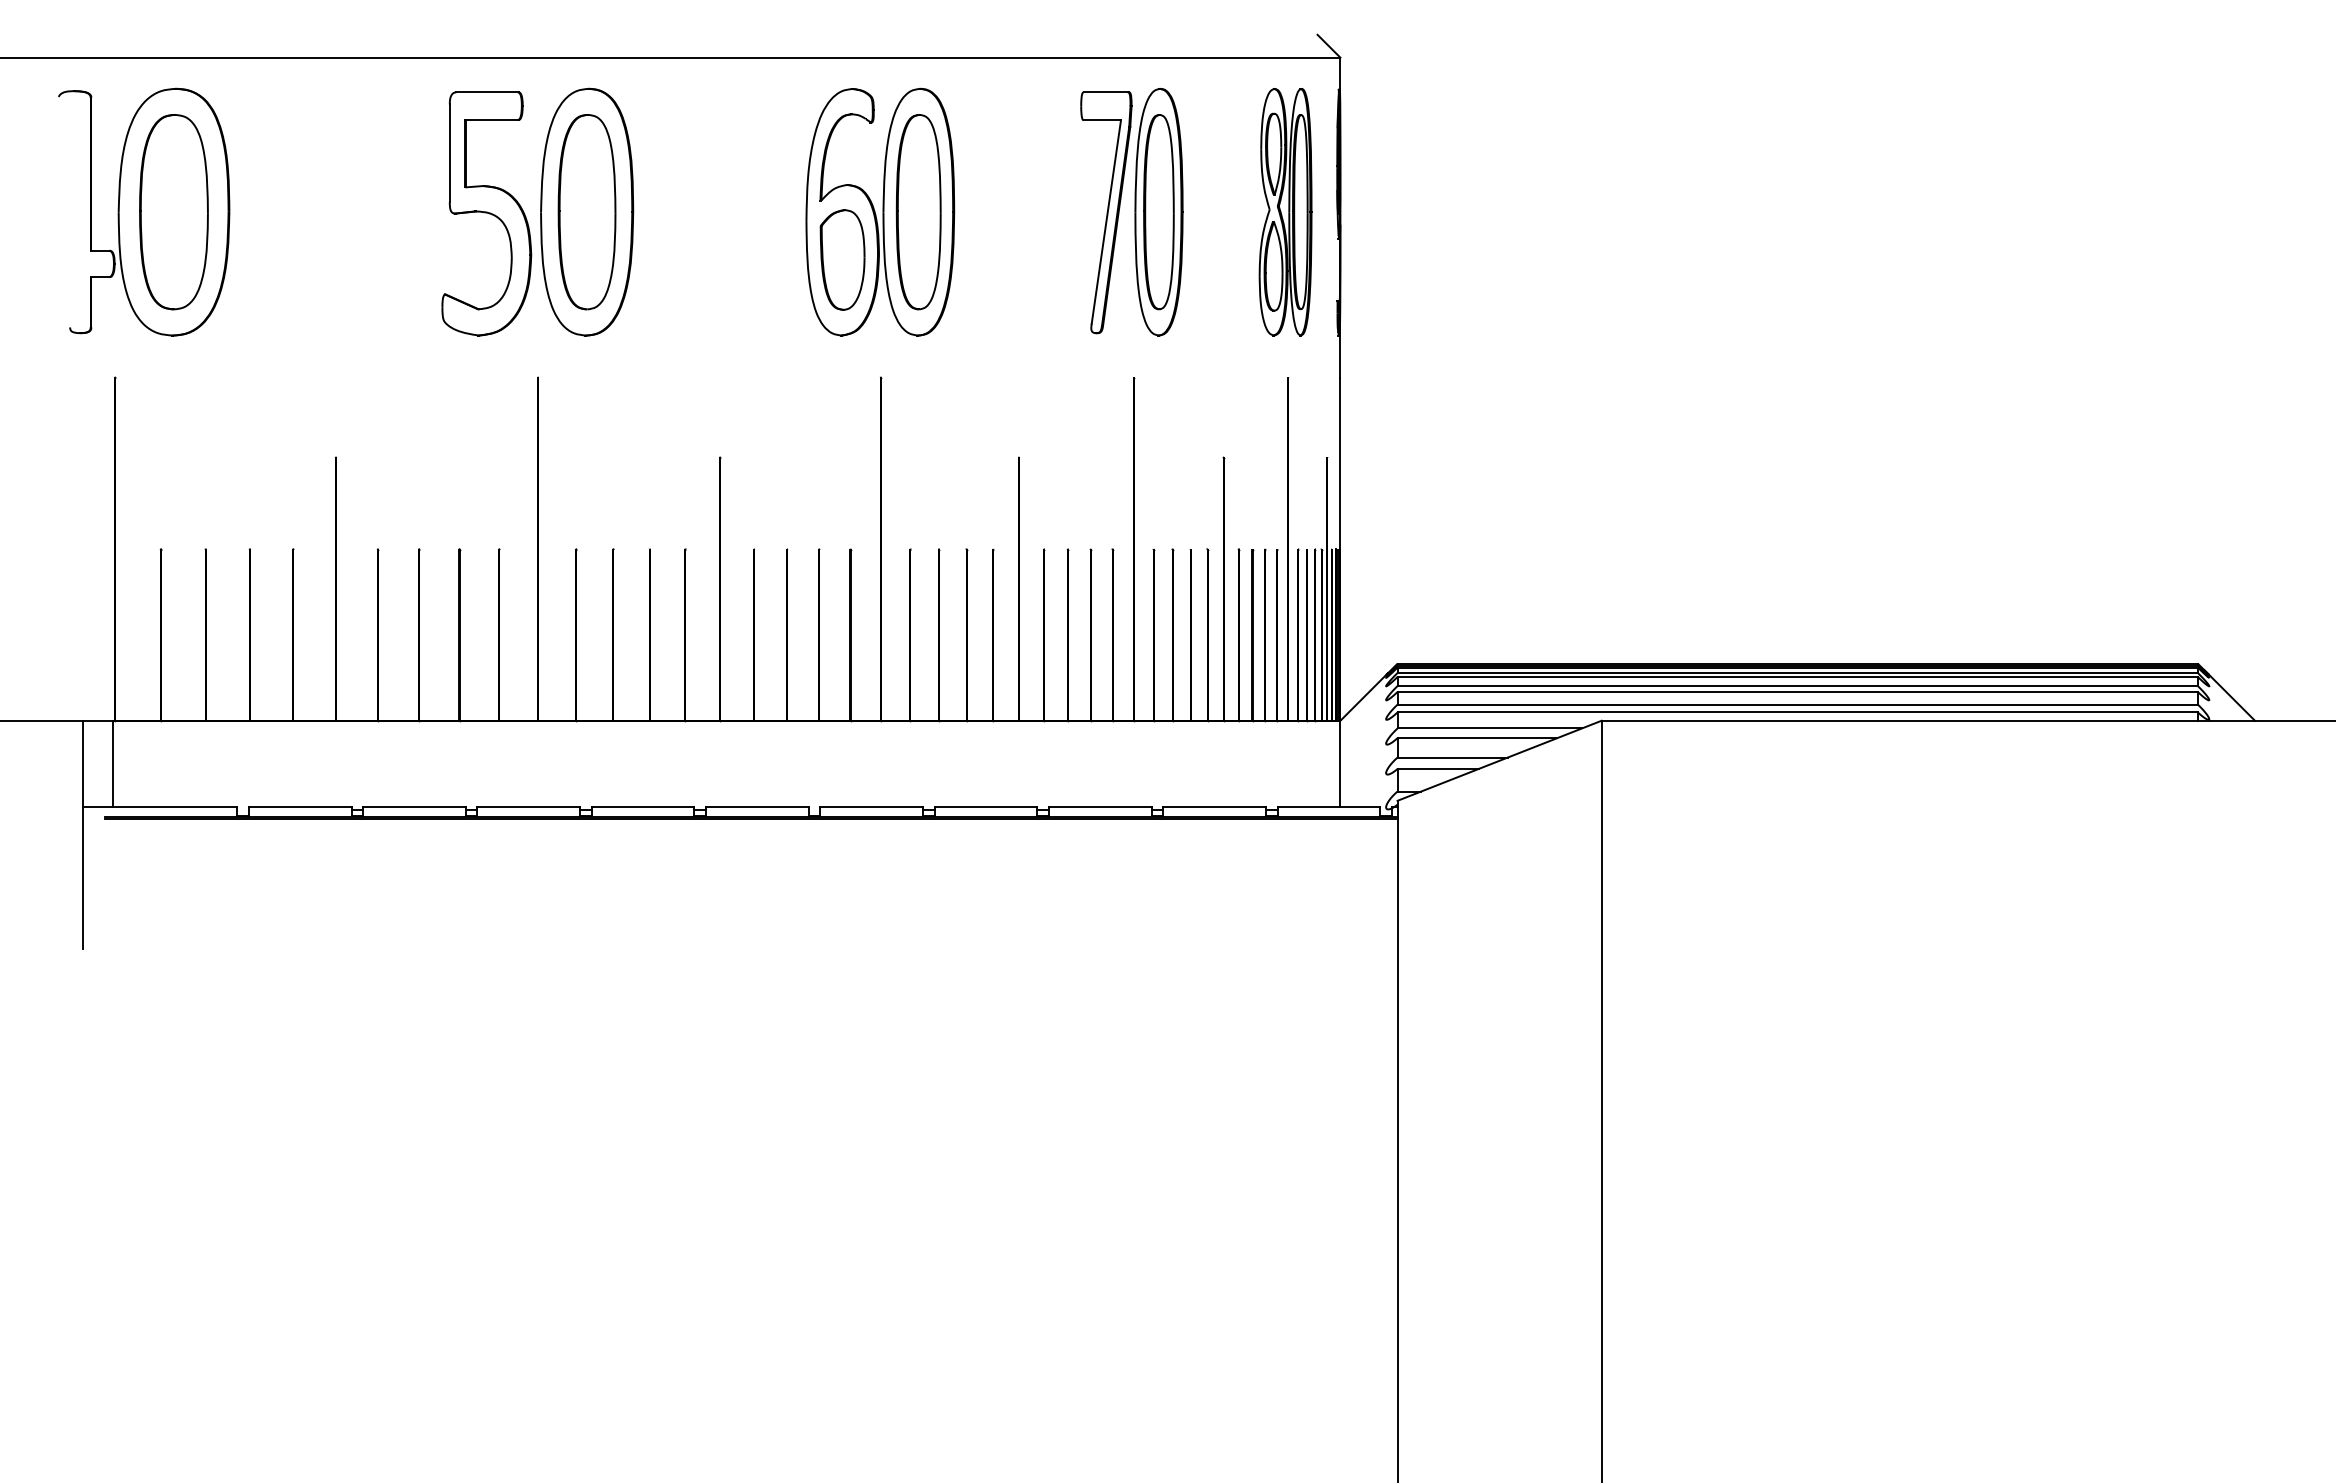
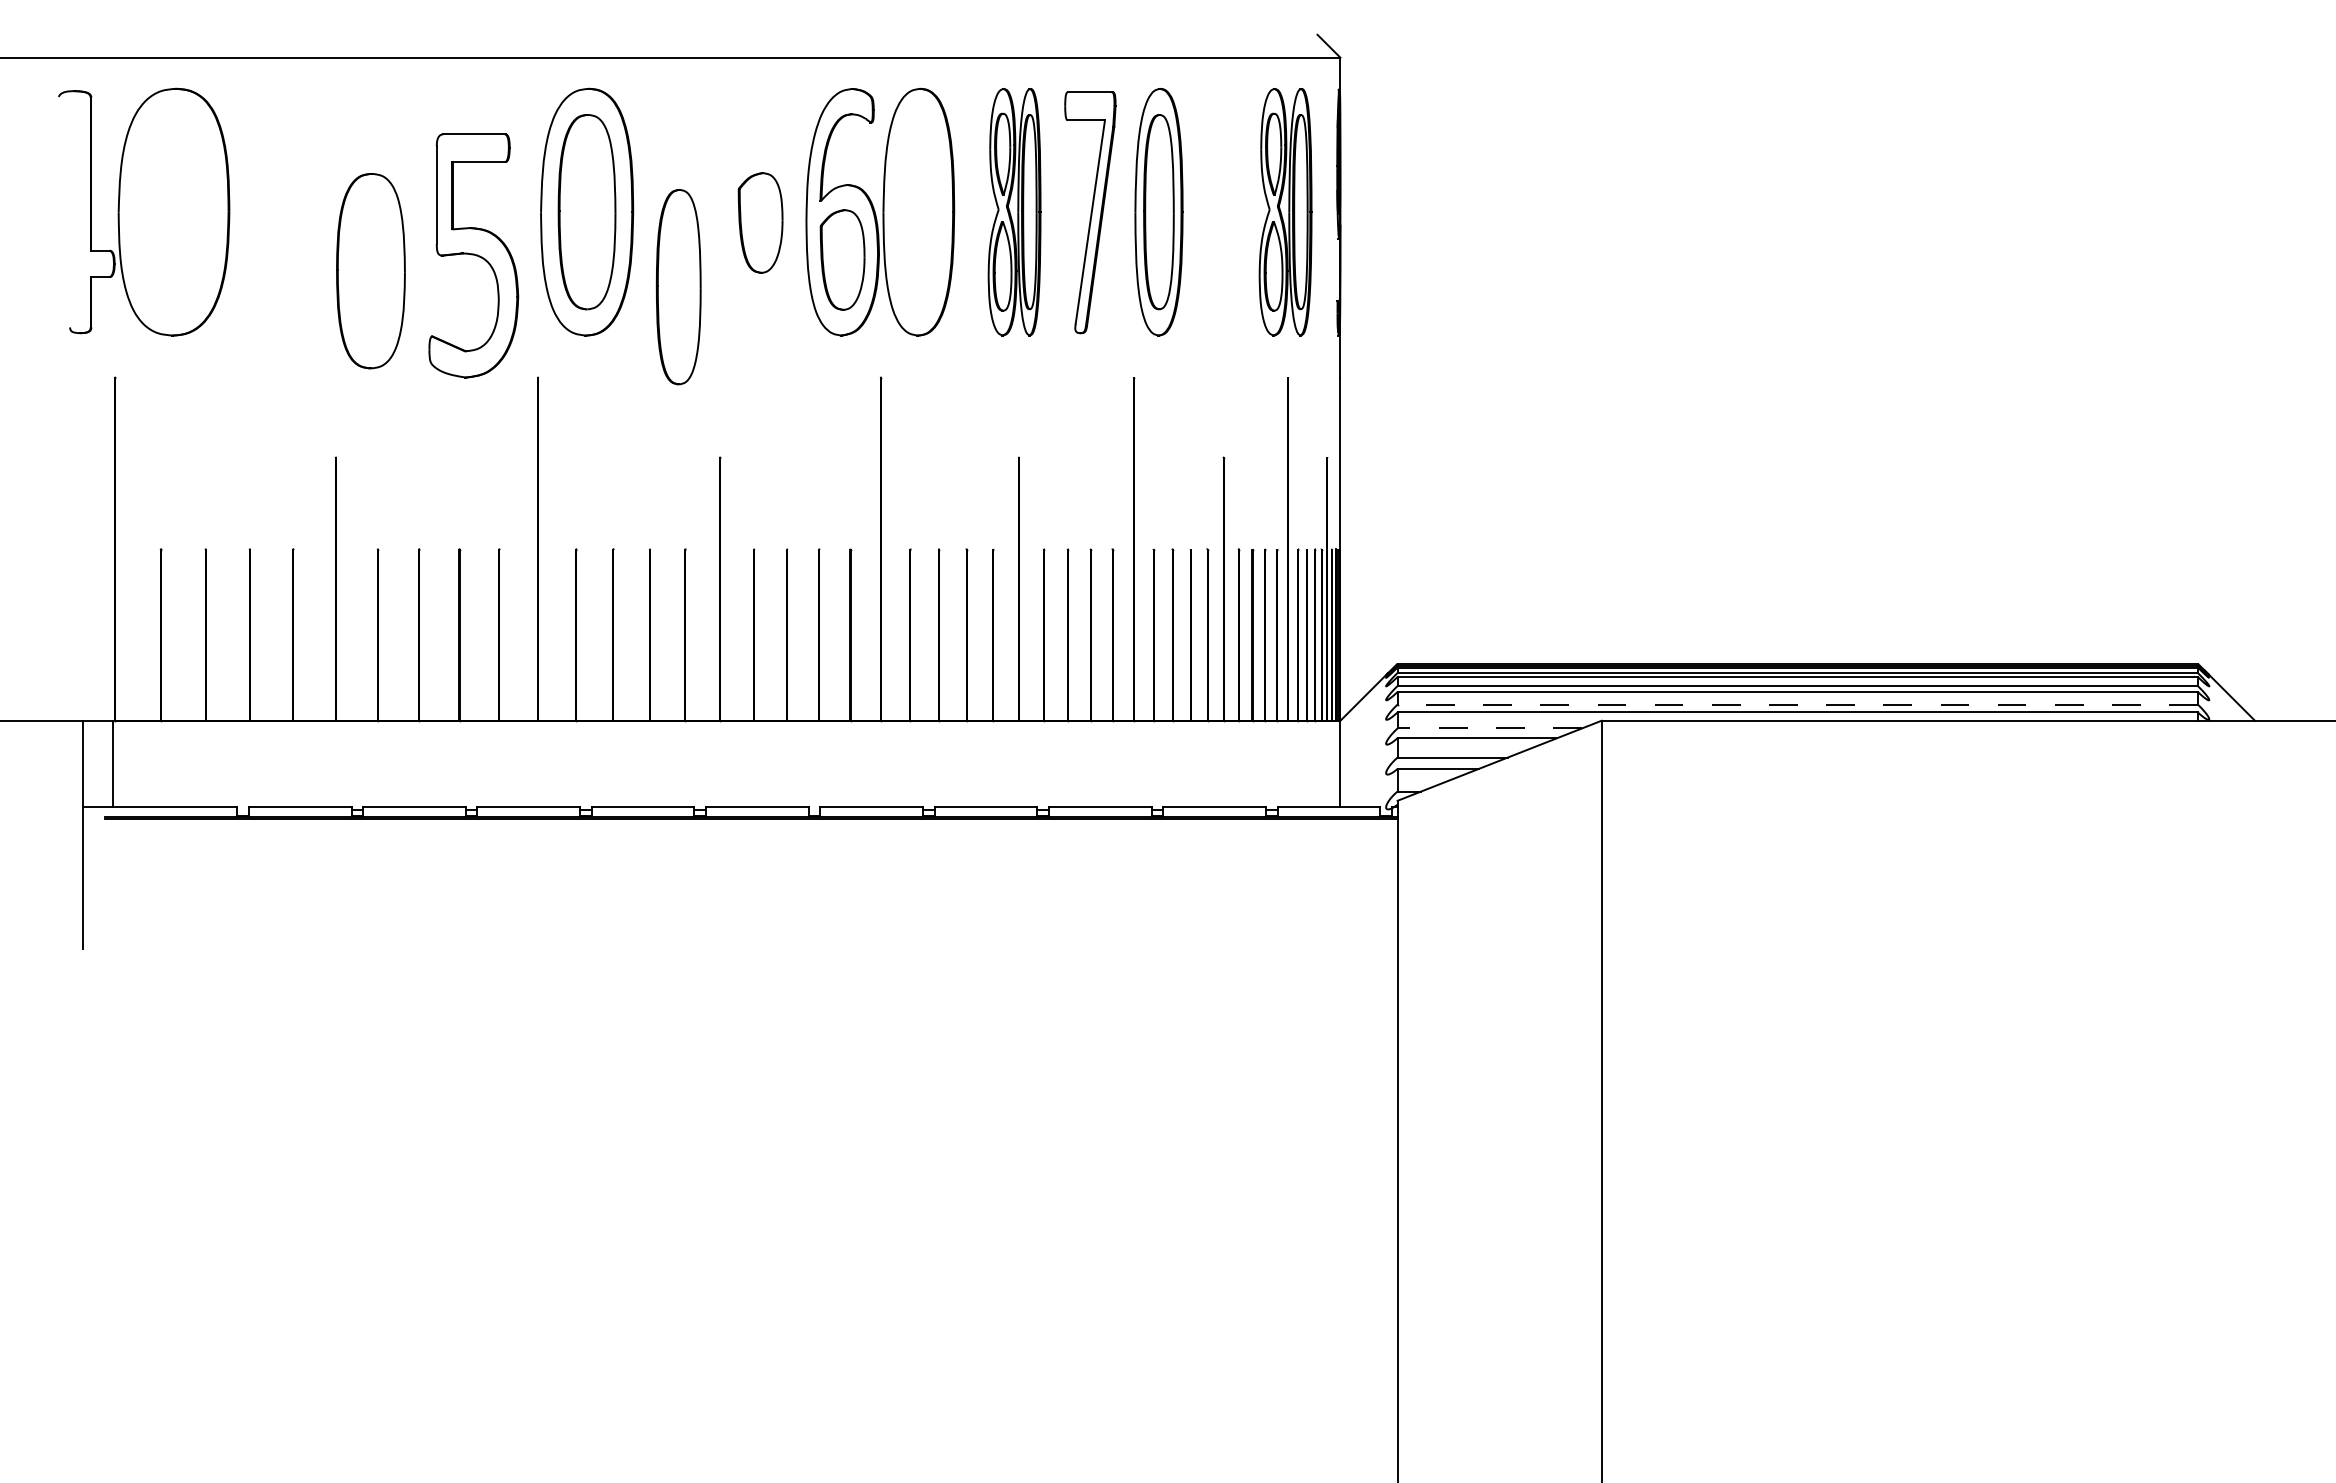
part position: (173, 212) -> (370, 271) (370, 271)
part position: (918, 212) -> (678, 287) (678, 287)
part: none -> present (1014, 212)
part position: (1106, 212) -> (1090, 212) (1090, 212)
part position: (486, 213) -> (473, 255) (473, 255)
part: none -> present (760, 222)
line: solid -> dashed (1797, 704)
line: solid -> dashed (1489, 728)
